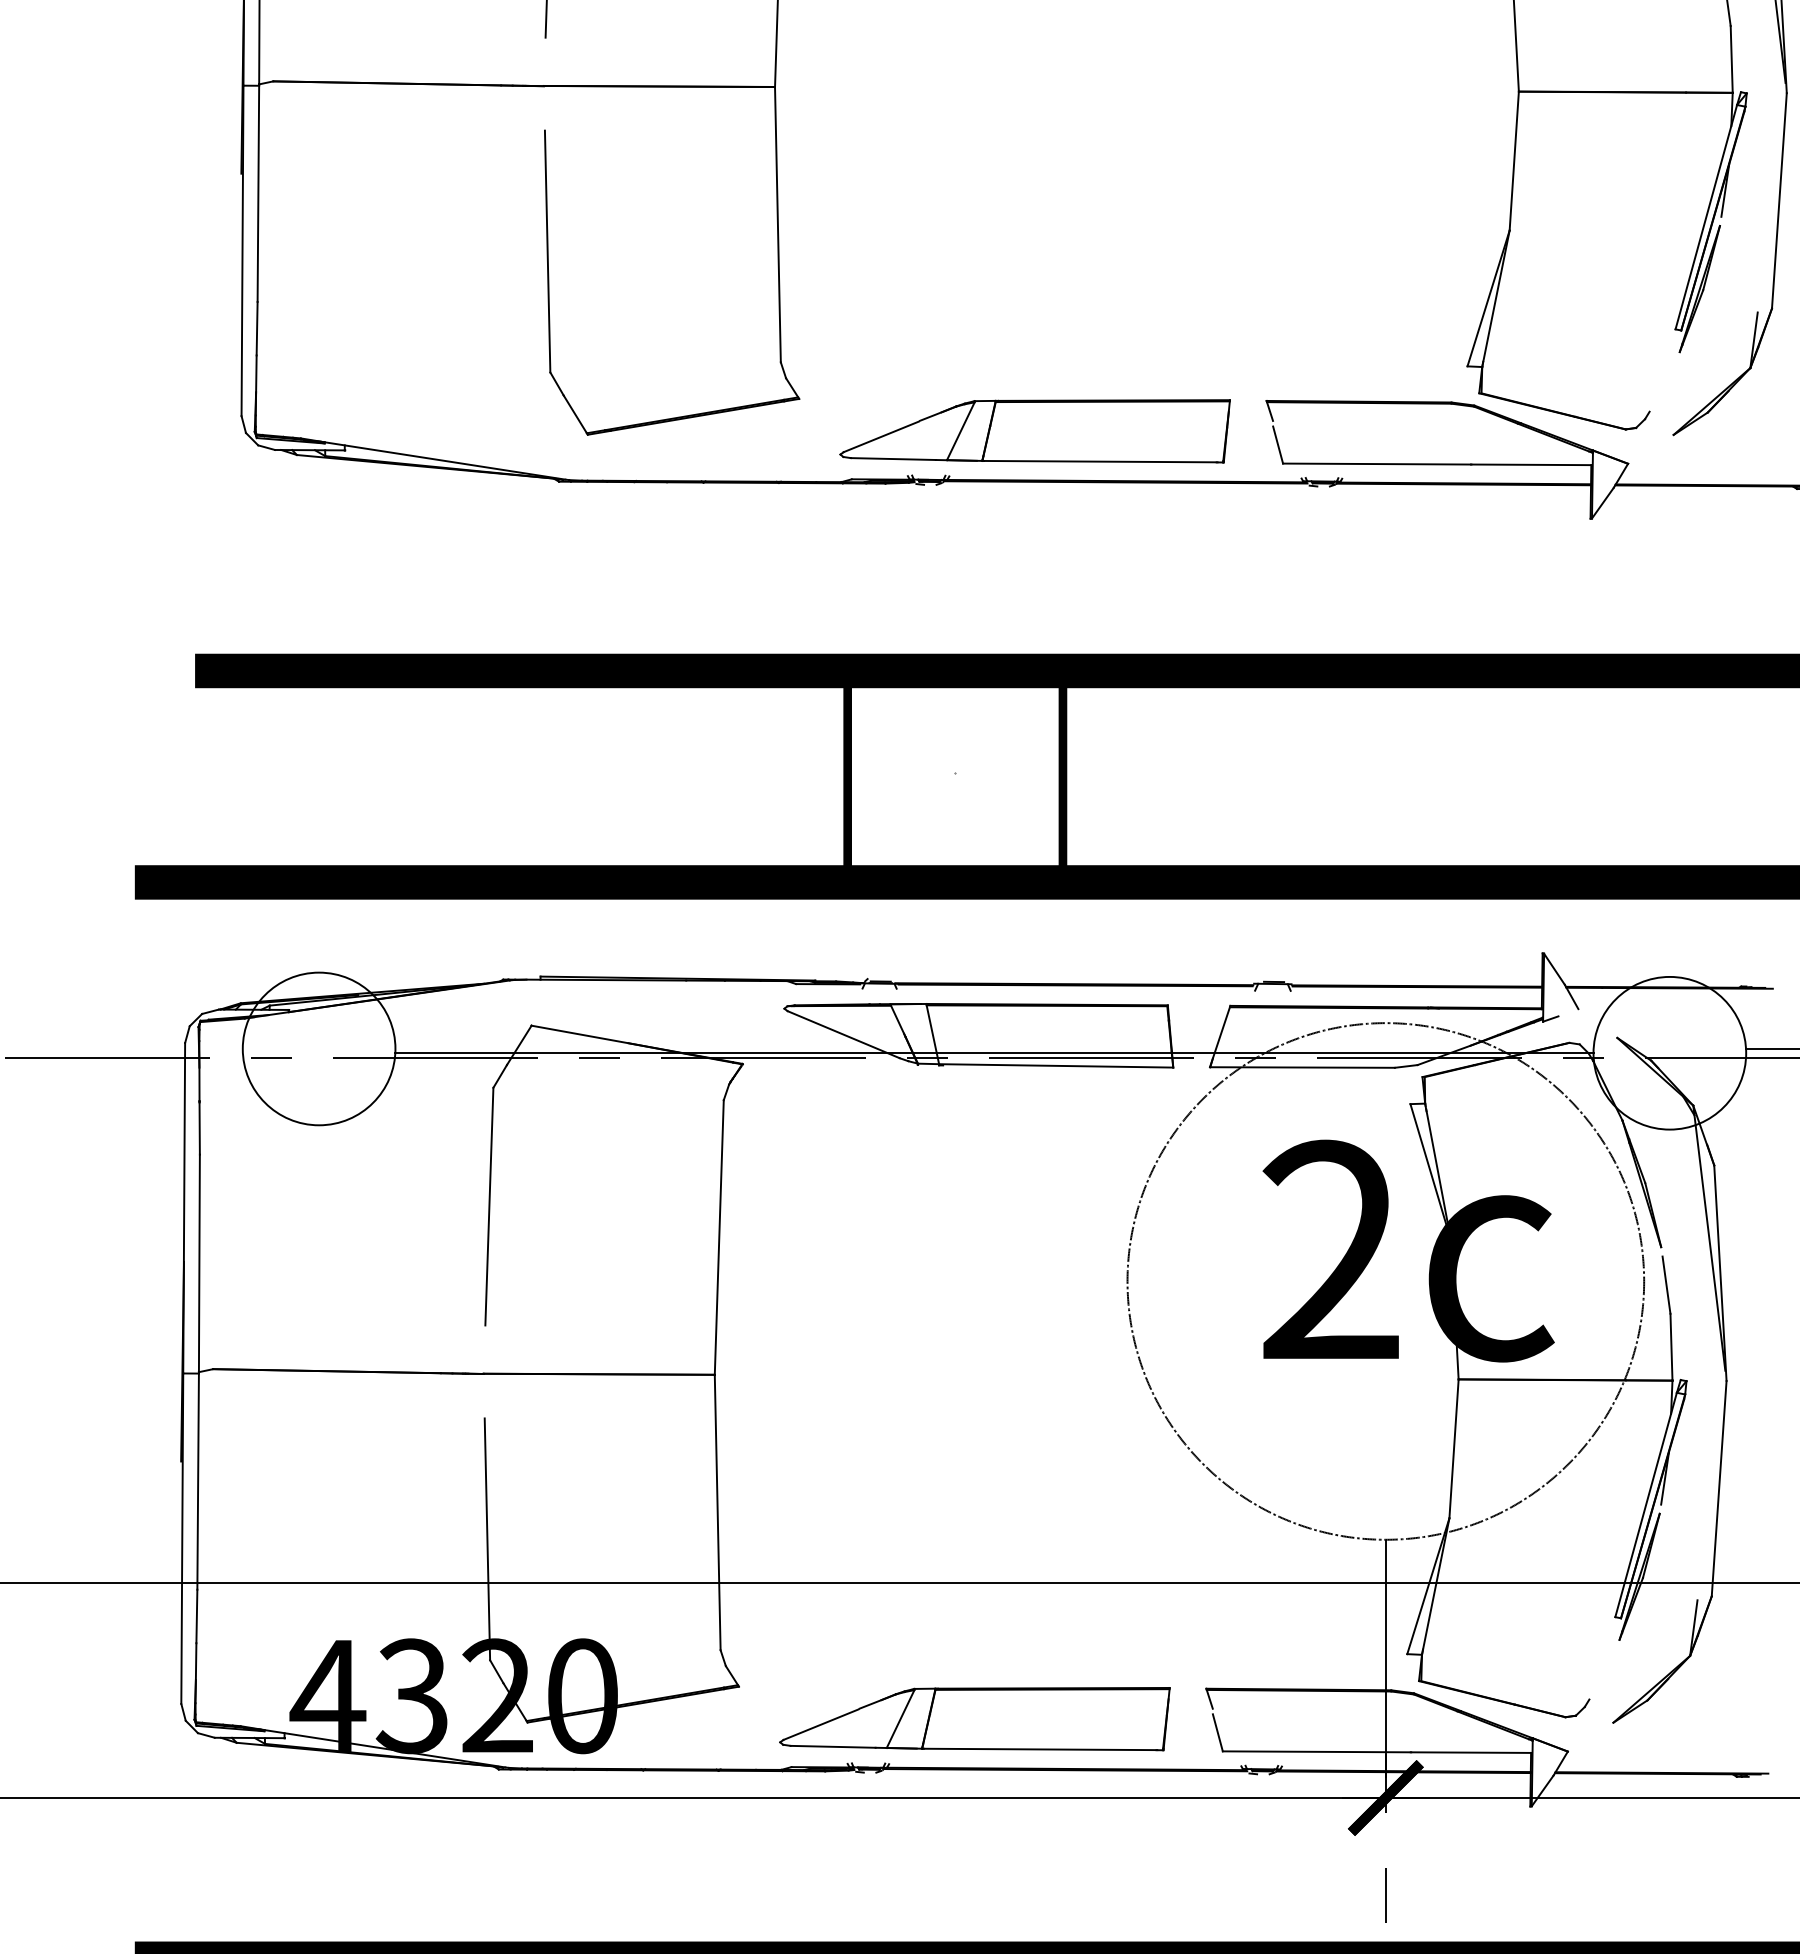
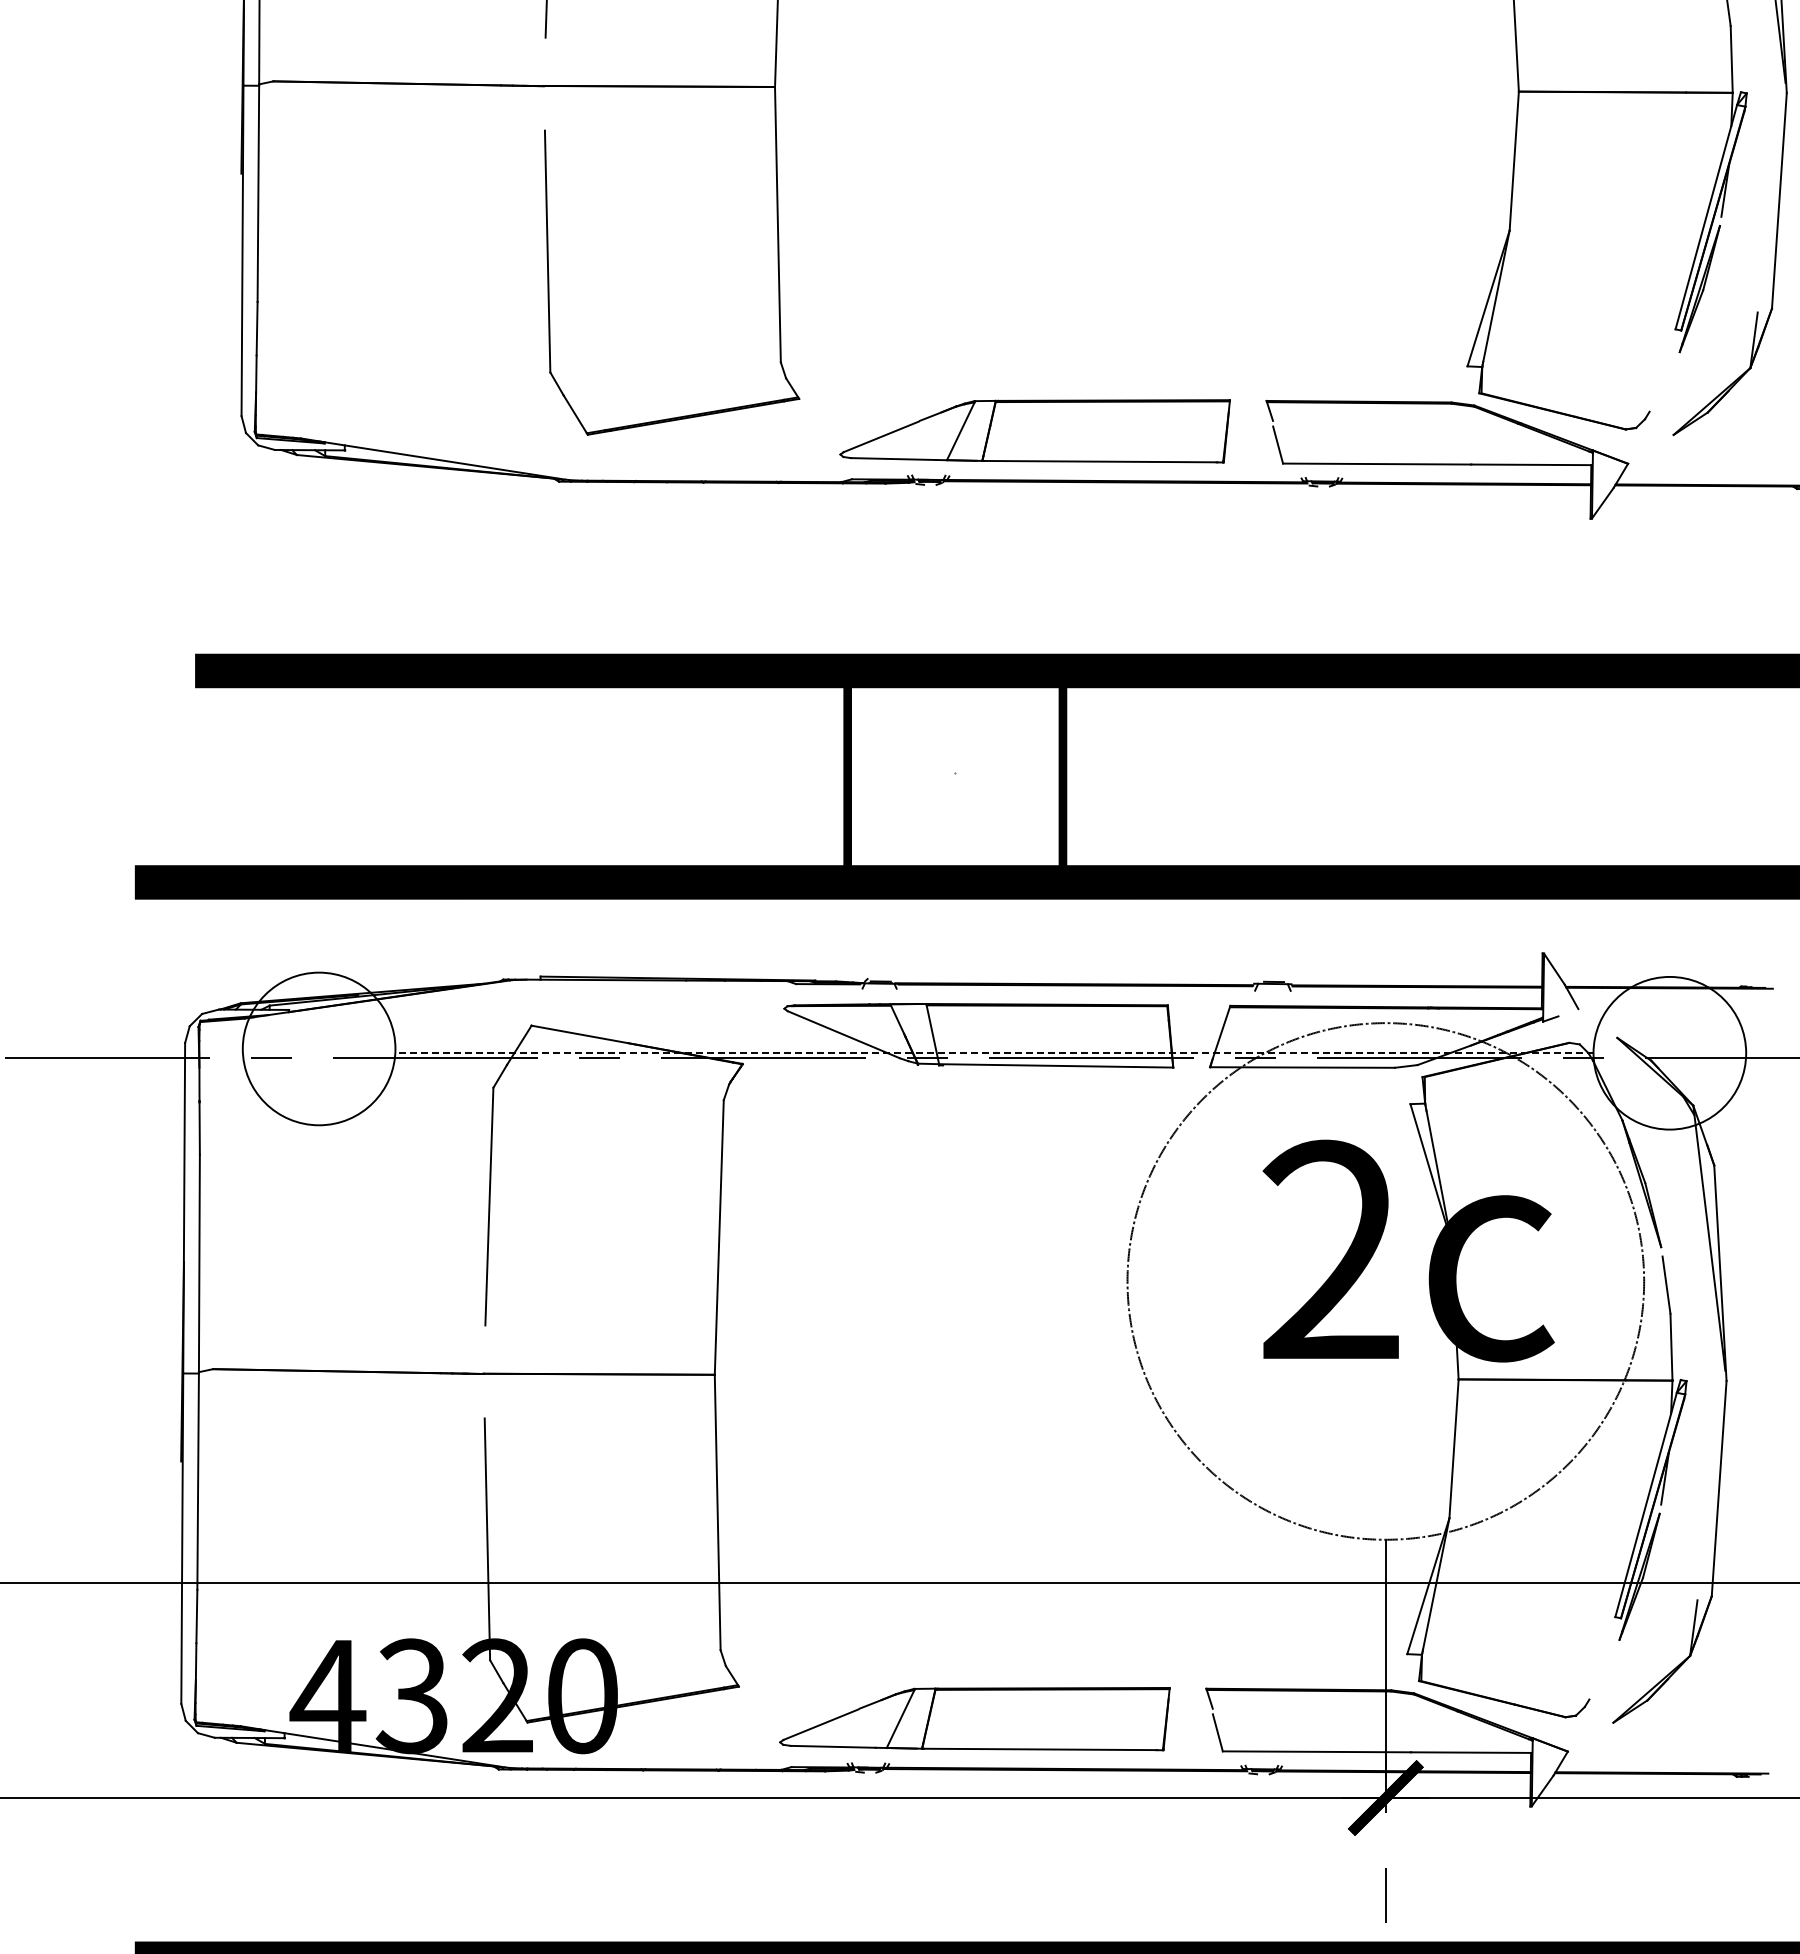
line: present -> none (1771, 1048)
line: solid -> dashed (993, 1053)
